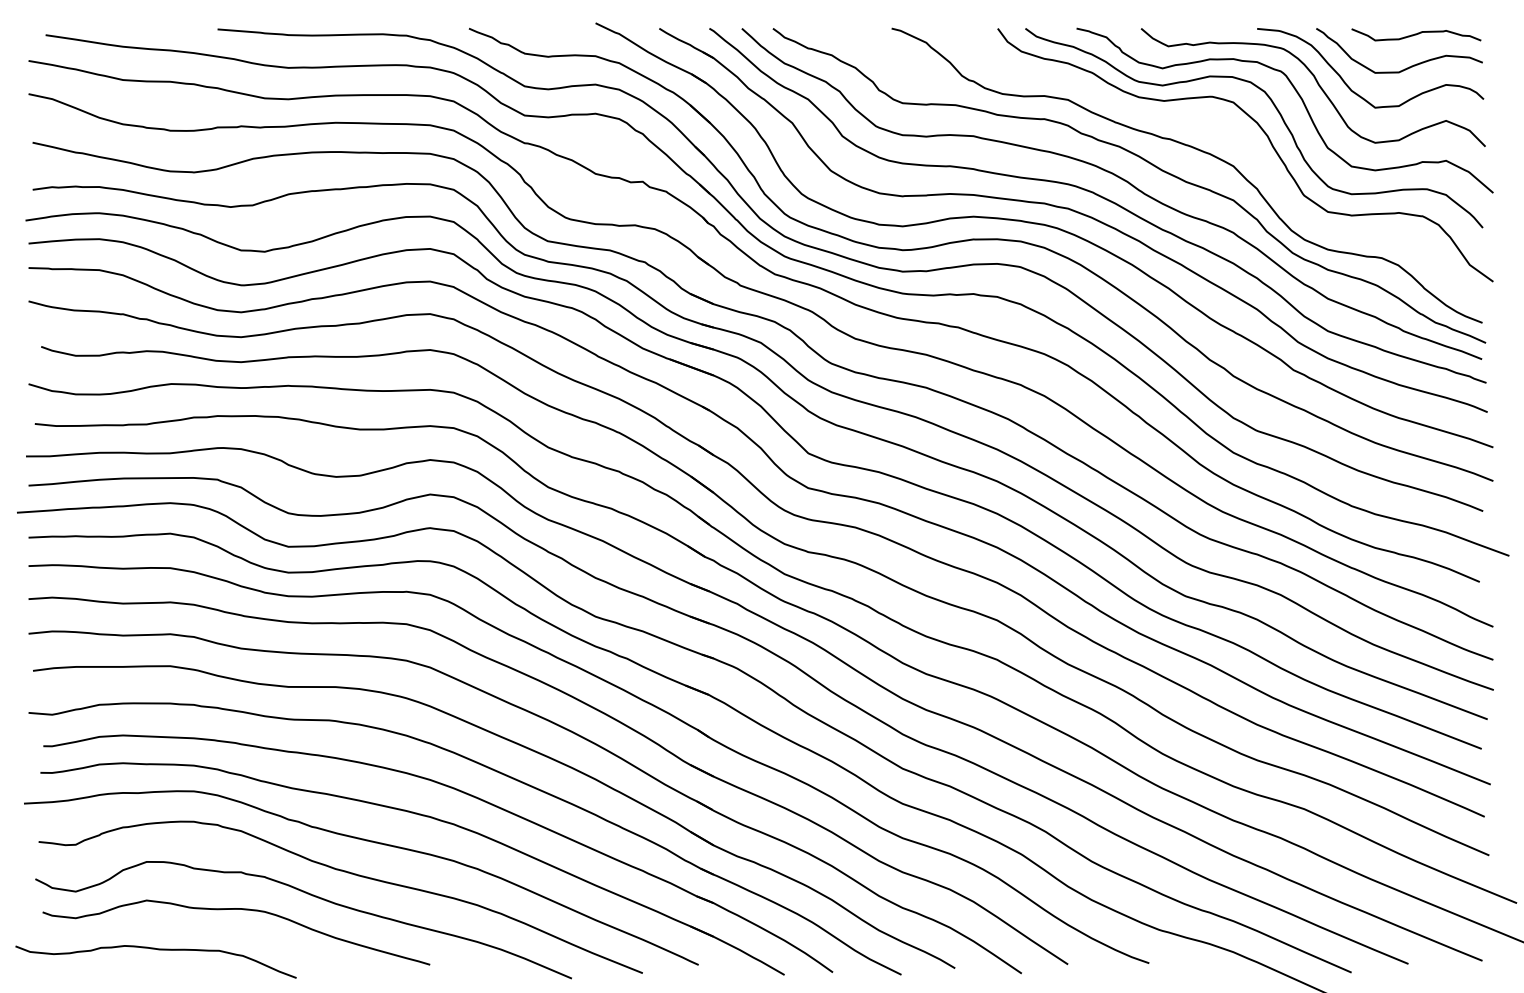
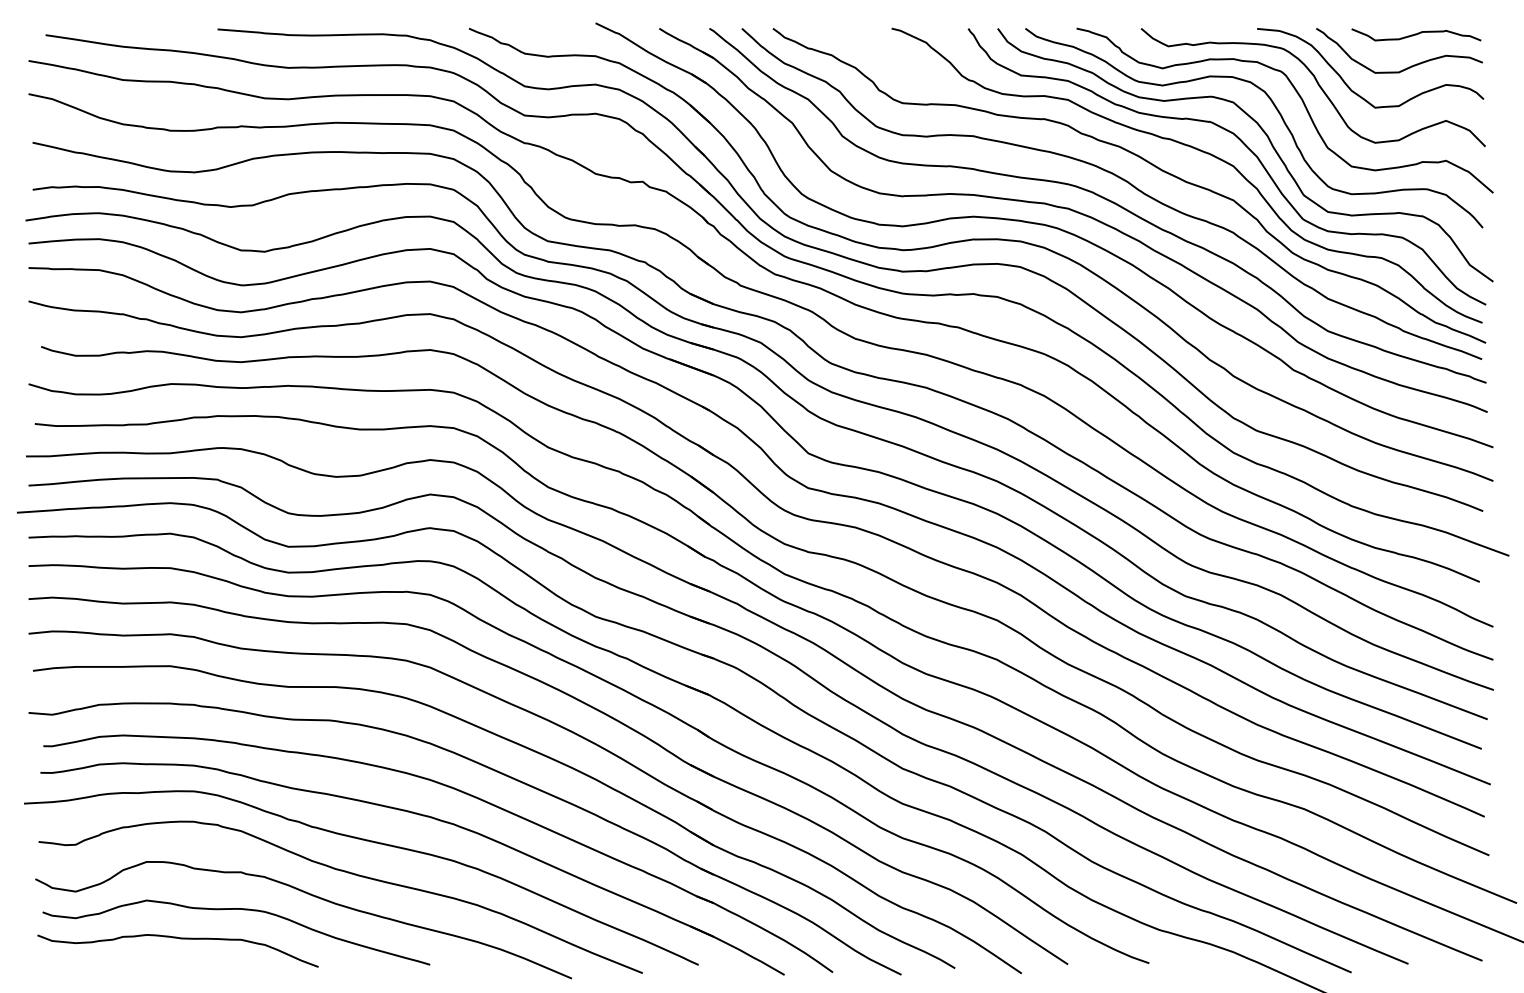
curve: none -> present (1245, 146)
curve position: (158, 950) -> (180, 939) (180, 939)
